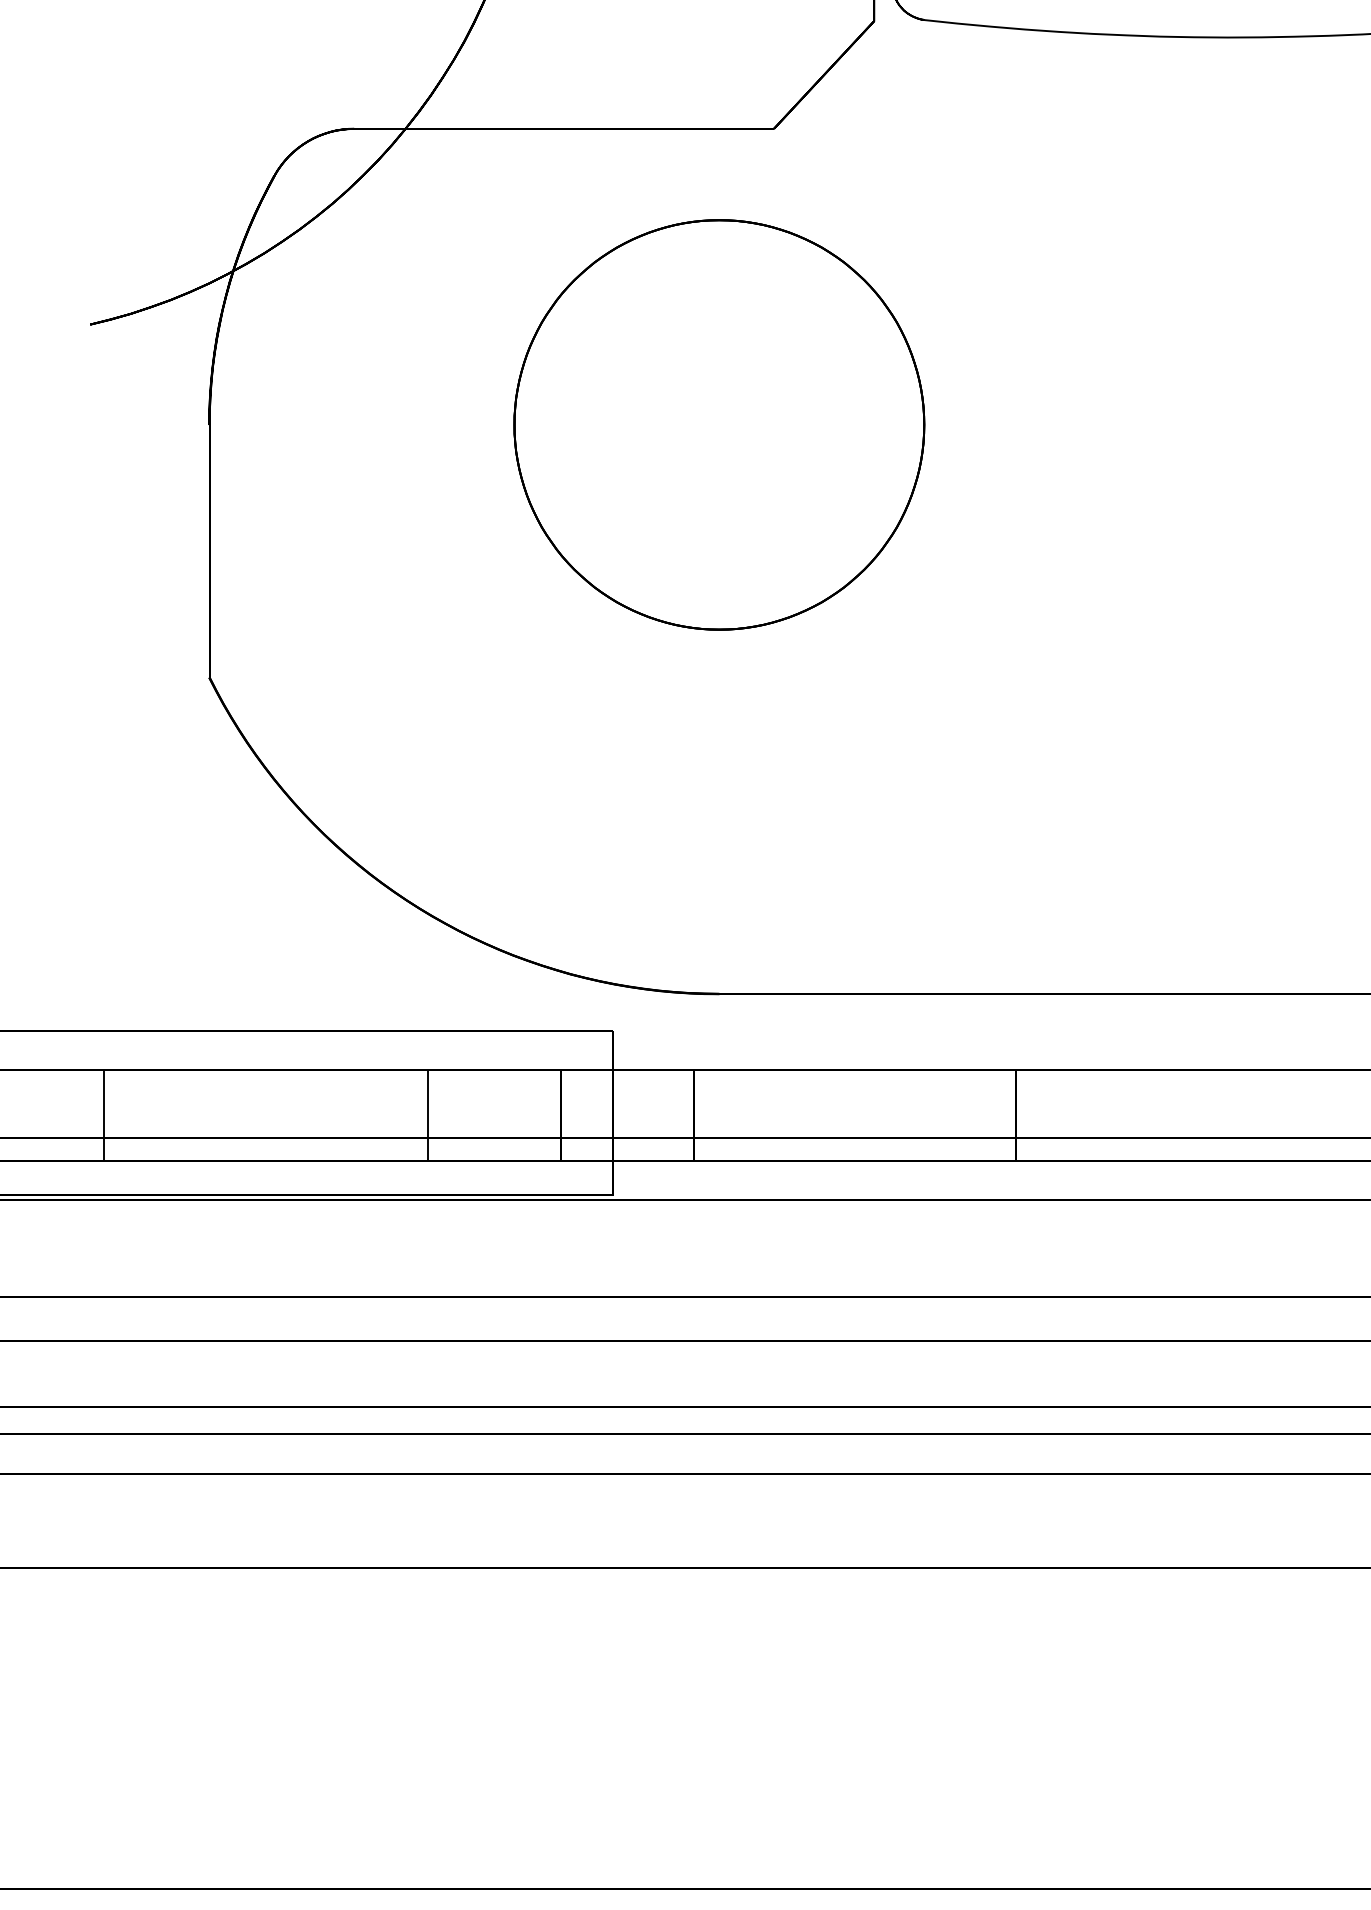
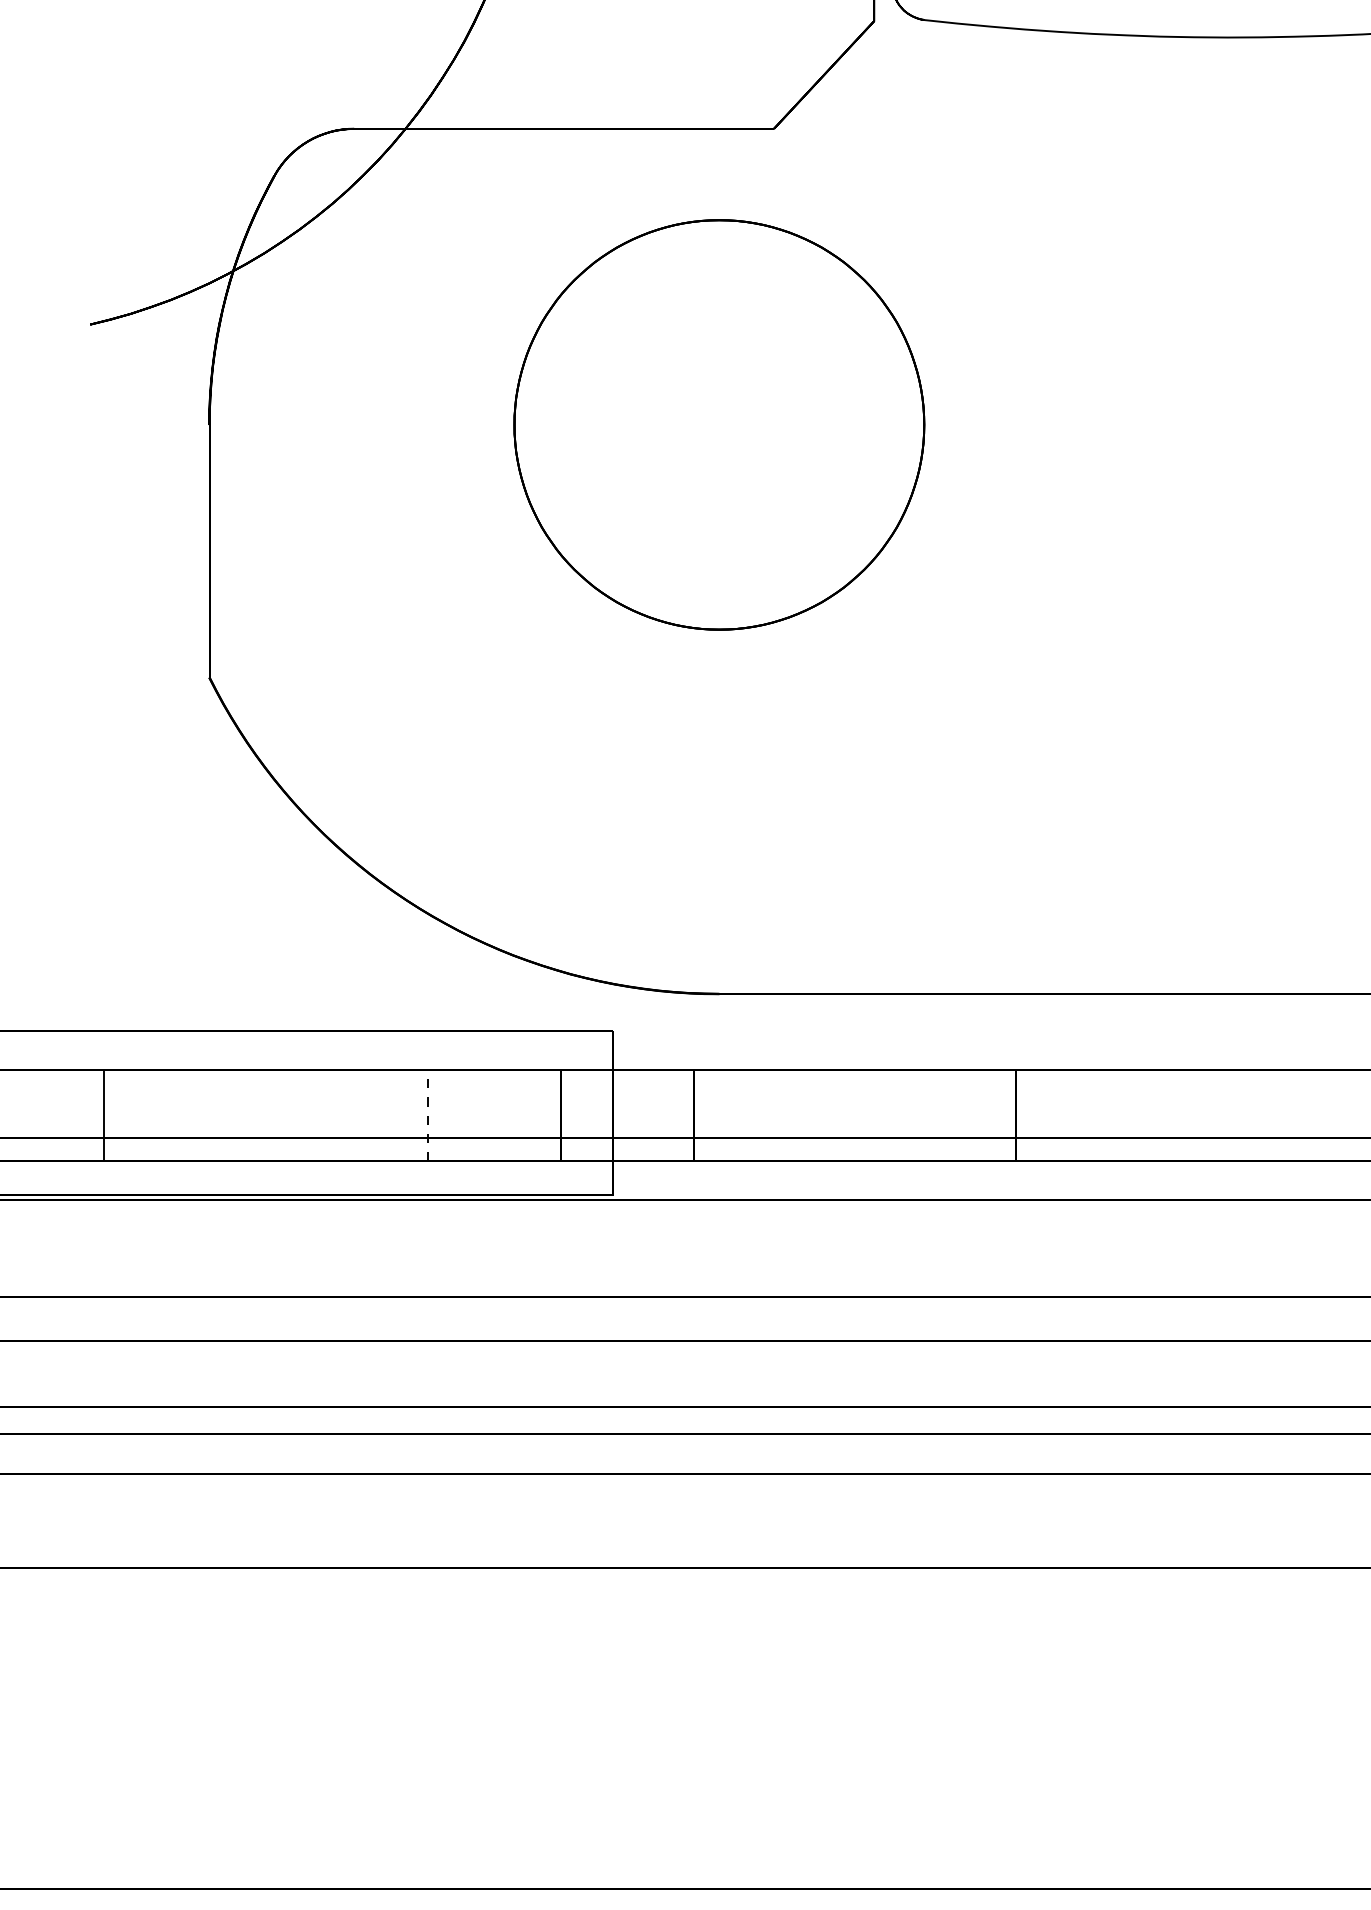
line: solid -> dashed (427, 1115)
